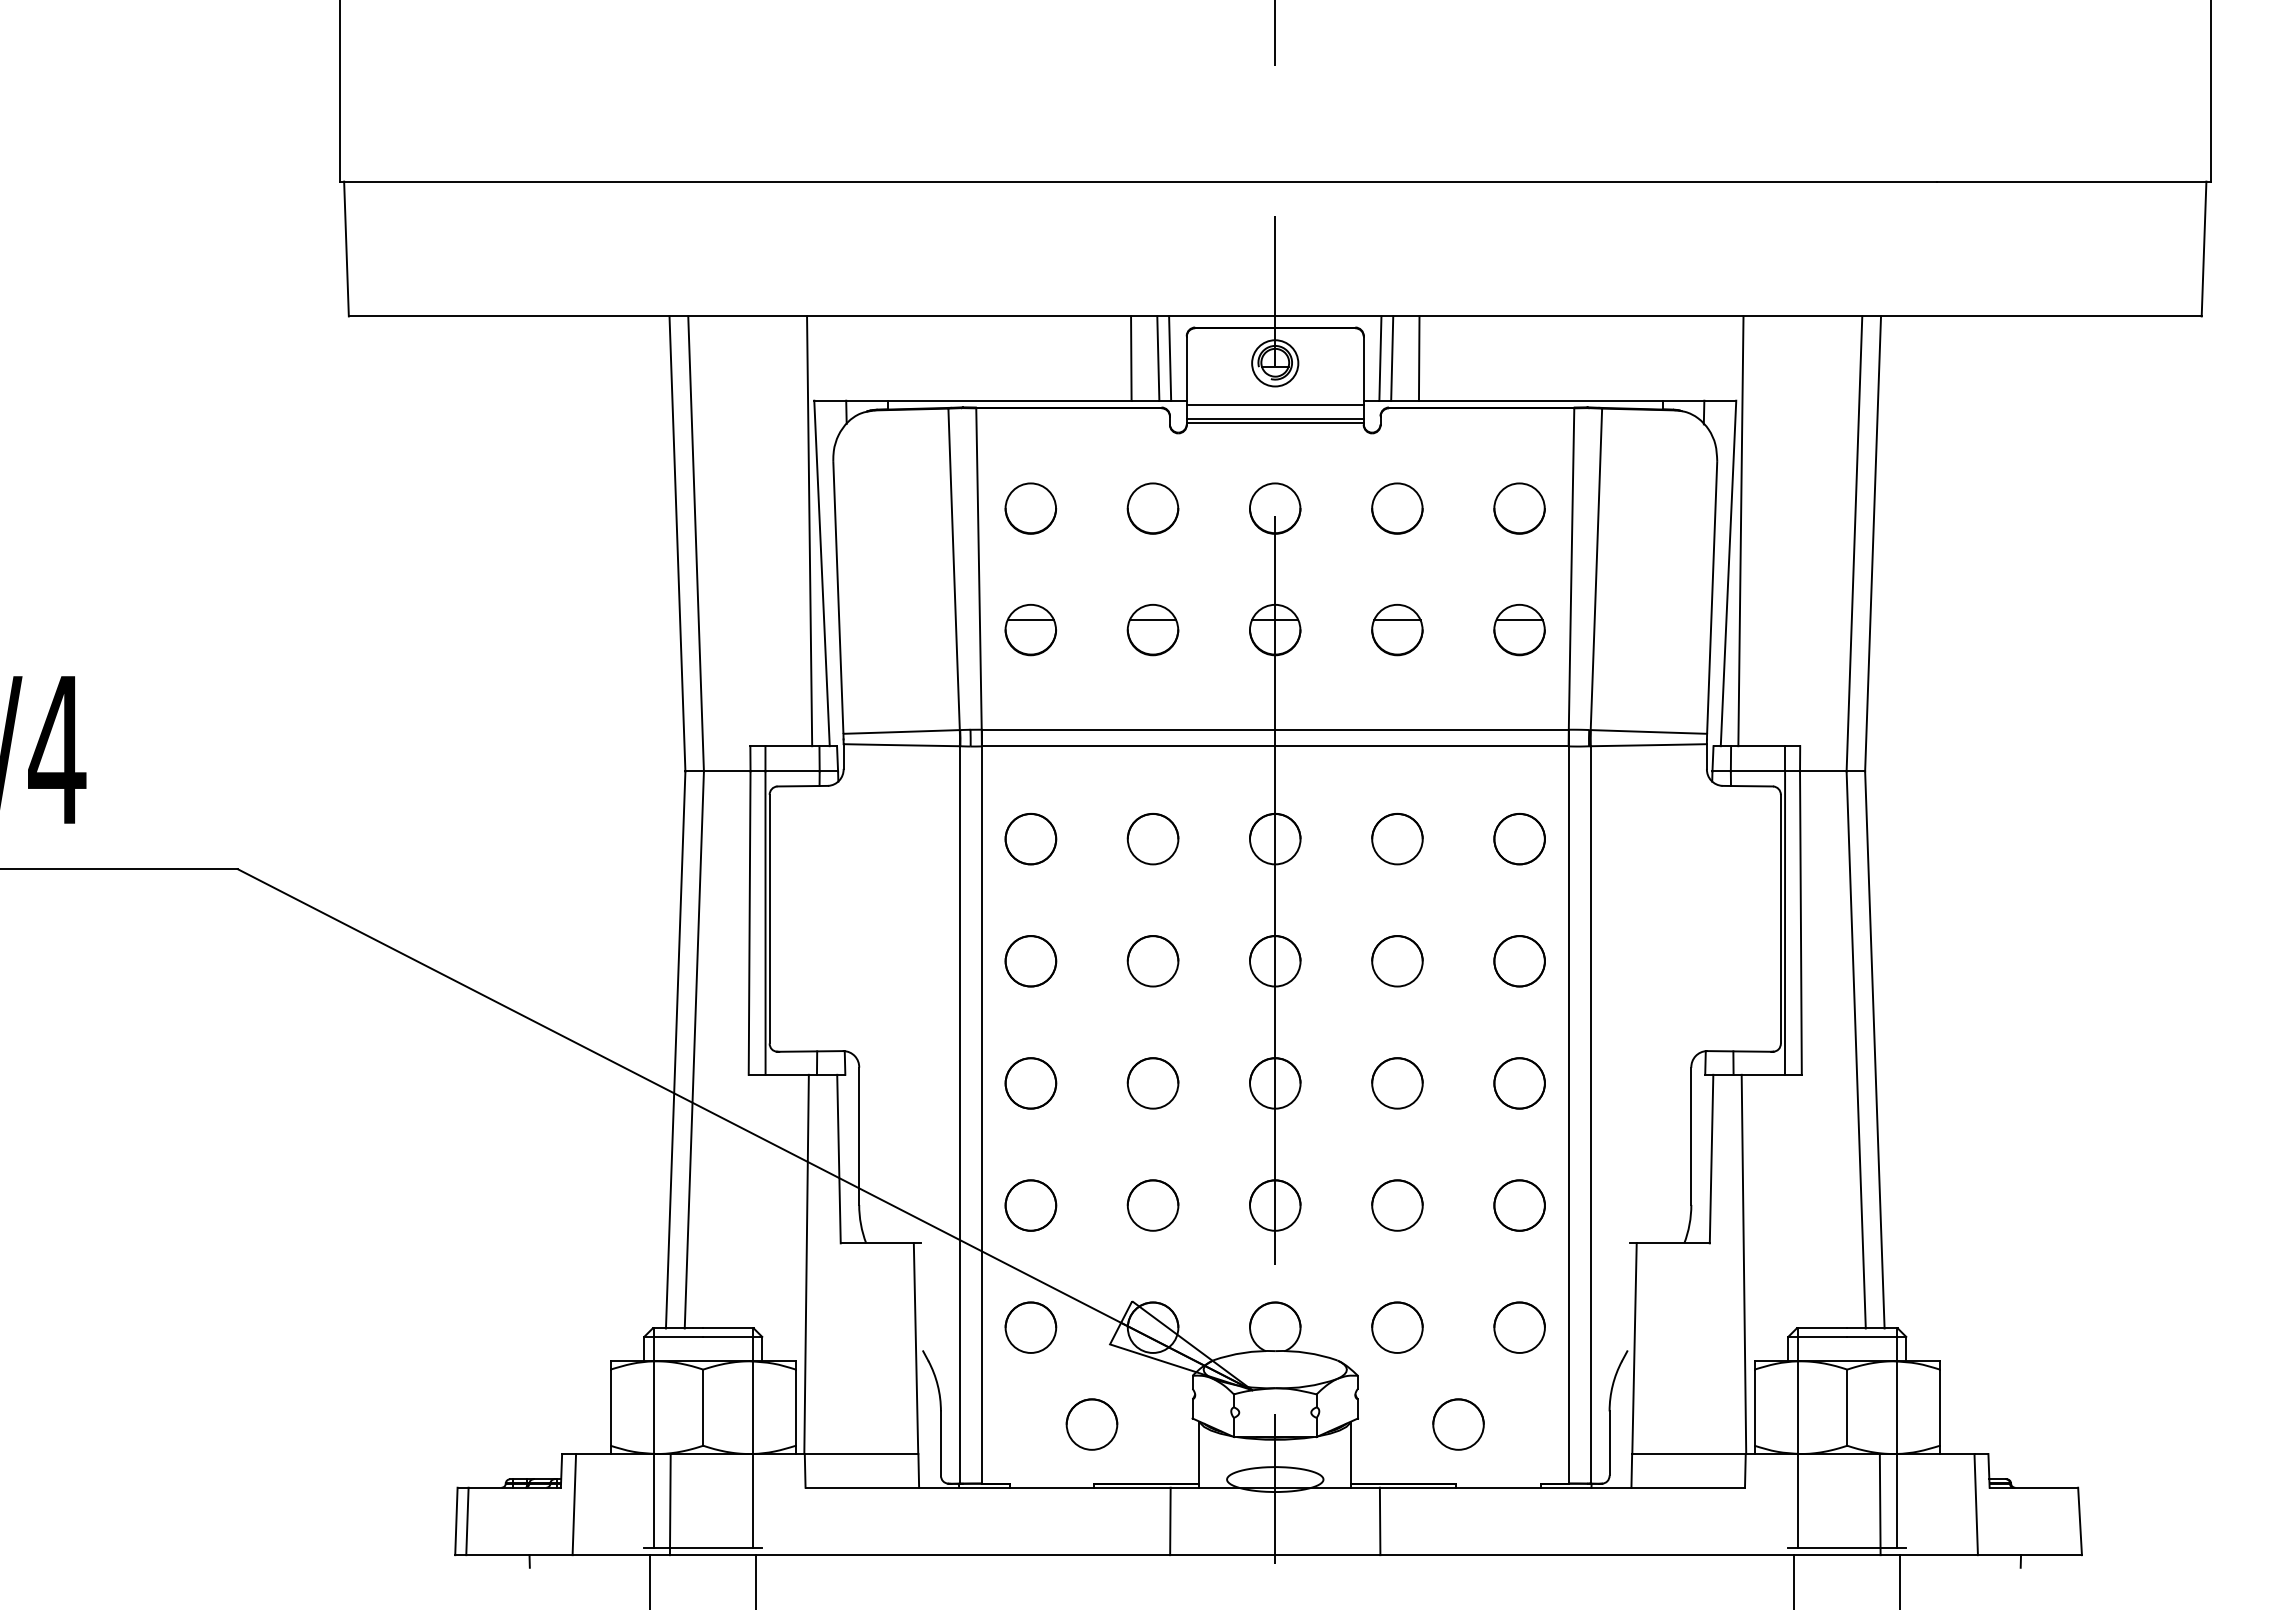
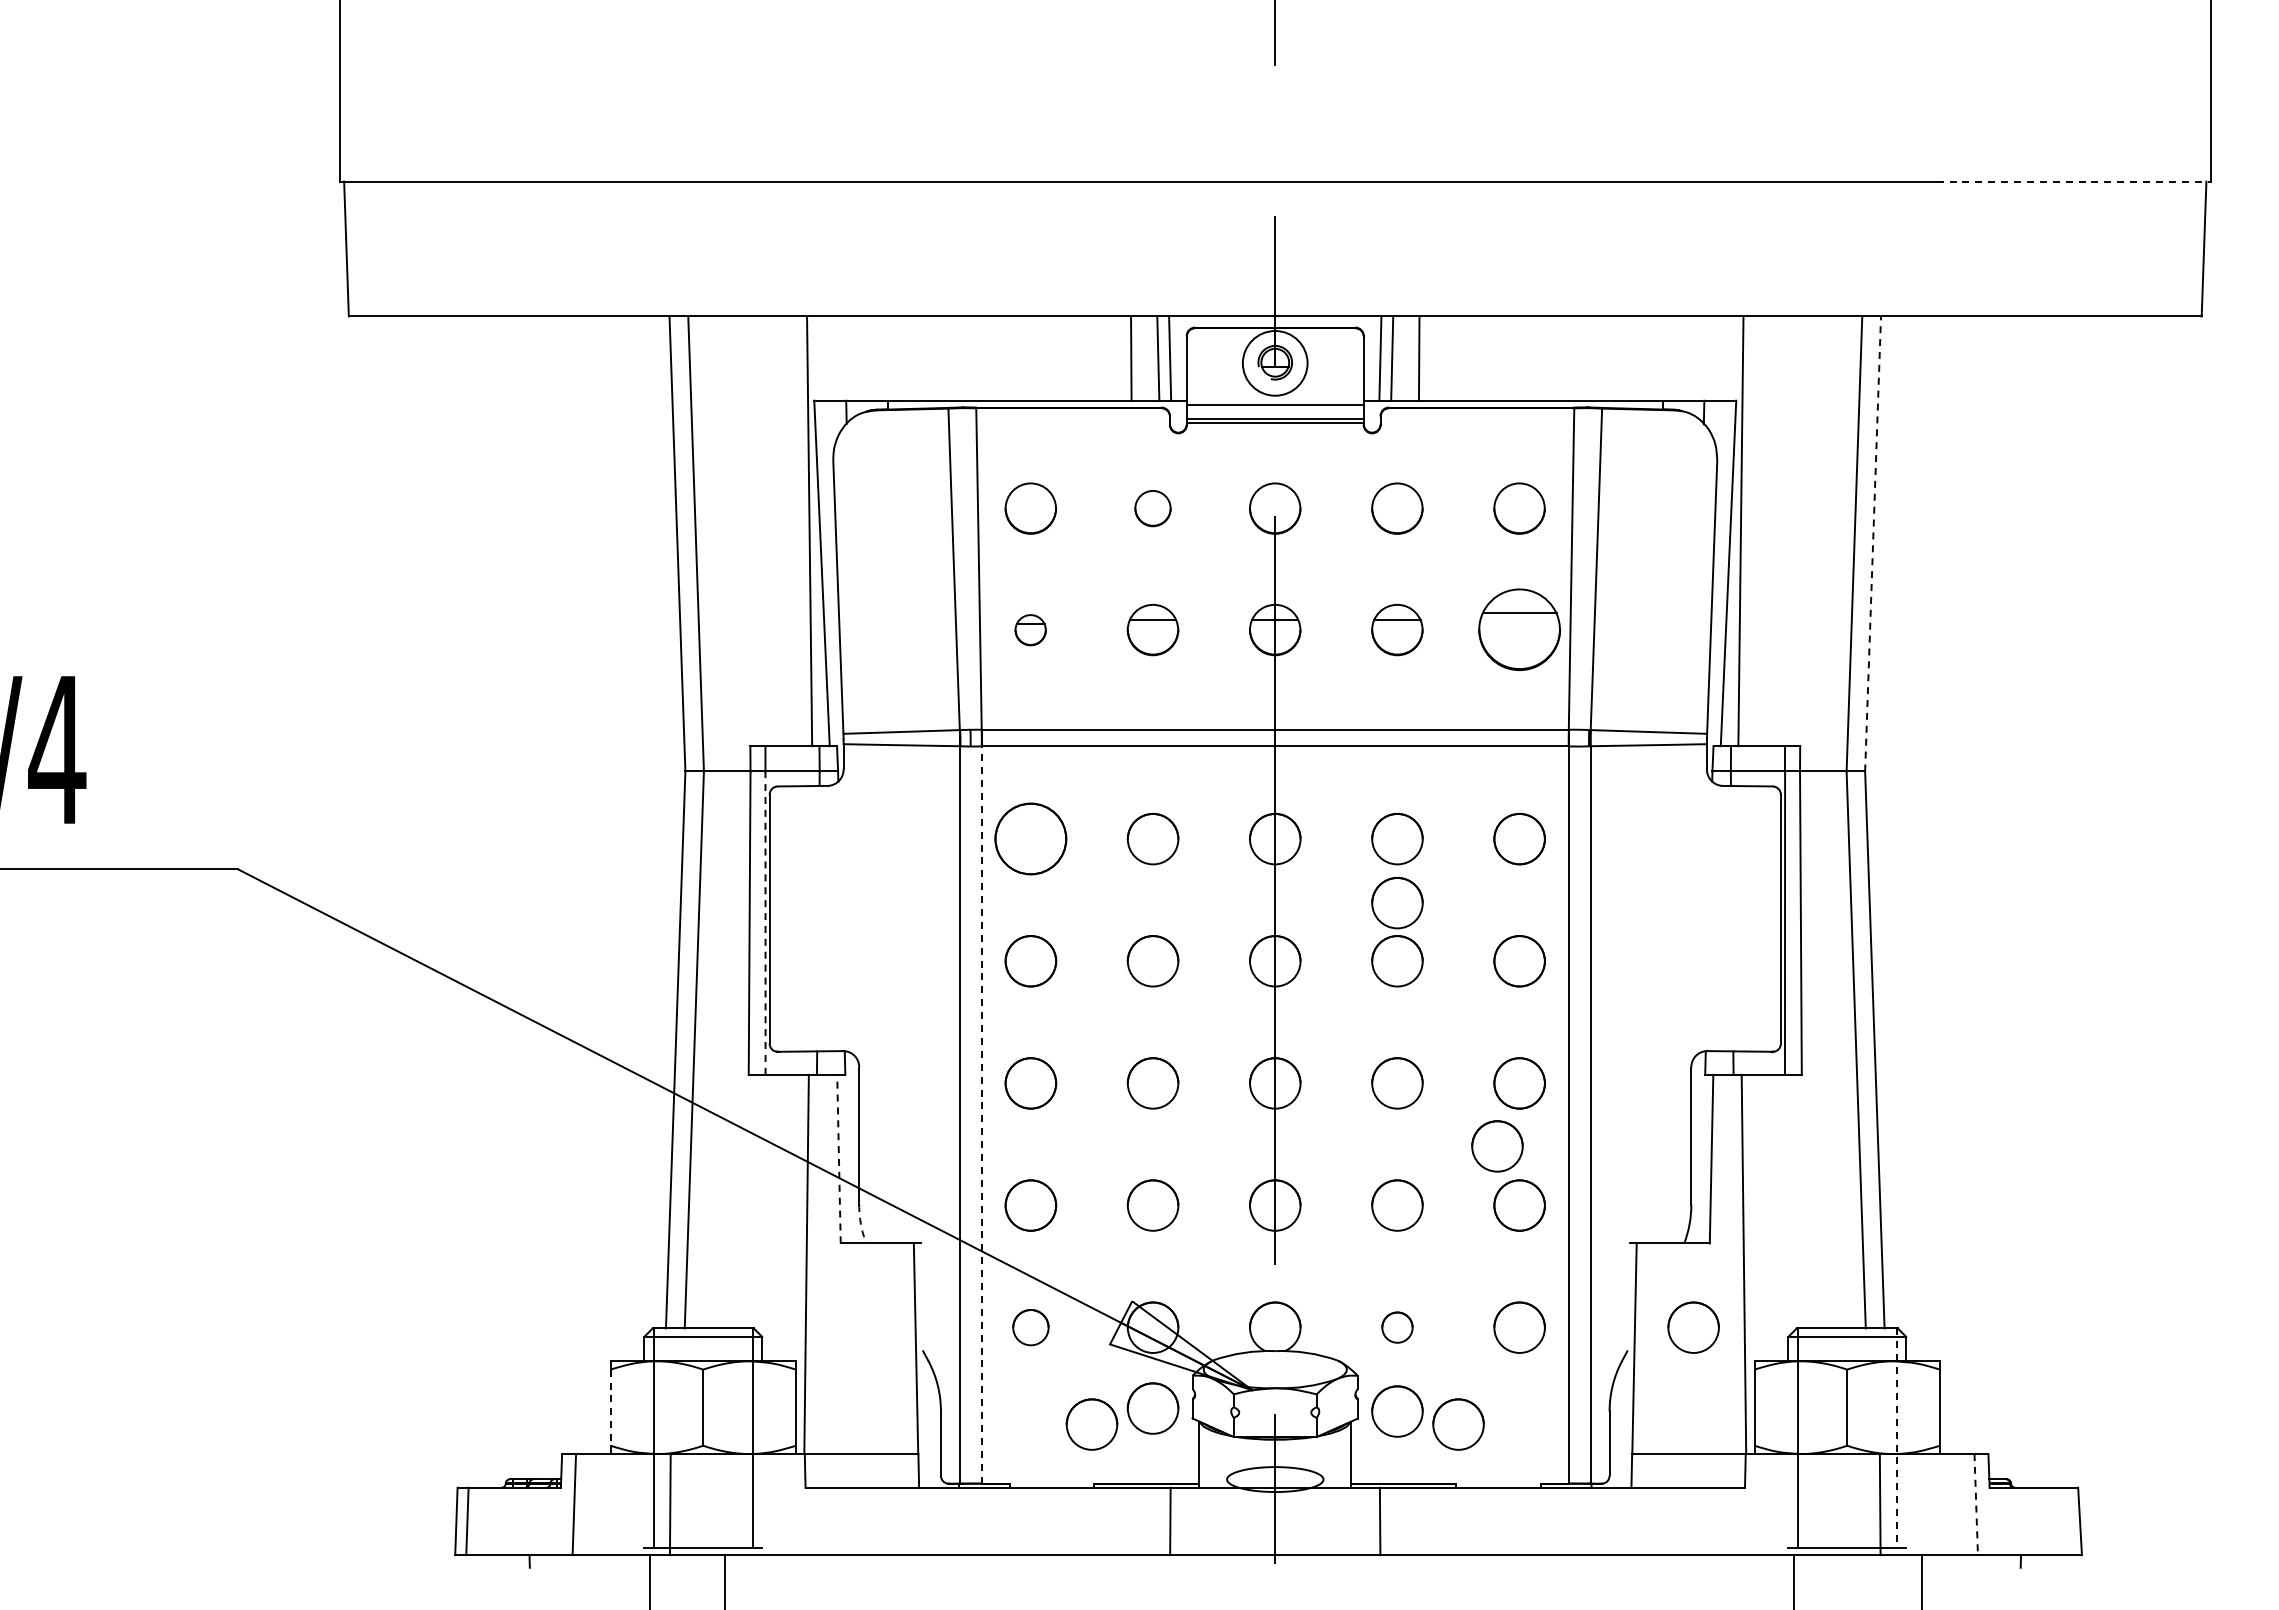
line: solid -> dashed (2073, 181)
circle diameter: 46 px -> 65 px (1274, 363)
part size: 54x53 px -> 38x38 px (1152, 508)
line: solid -> dashed (1873, 543)
part size: 53x53 px -> 33x33 px (1030, 630)
part size: 53x53 px -> 84x83 px (1519, 629)
part size: 54x53 px -> 74x74 px (1030, 838)
circle: none -> present (1397, 903)
line: solid -> dashed (765, 923)
line: solid -> dashed (981, 1114)
circle: none -> present (1497, 1146)
line: solid -> dashed (838, 1158)
arc: solid -> dashed (860, 1224)
part size: 54x53 px -> 38x38 px (1030, 1327)
circle size: 53x53 px -> 33x33 px (1397, 1327)
circle: none -> present (1693, 1327)
line: solid -> dashed (610, 1408)
part: none -> present (1152, 1408)
circle: none -> present (1397, 1411)
line: solid -> dashed (1896, 1438)
line: solid -> dashed (1976, 1504)
line position: (756, 1580) -> (725, 1580) (725, 1580)
line position: (1900, 1580) -> (1922, 1580) (1922, 1580)
